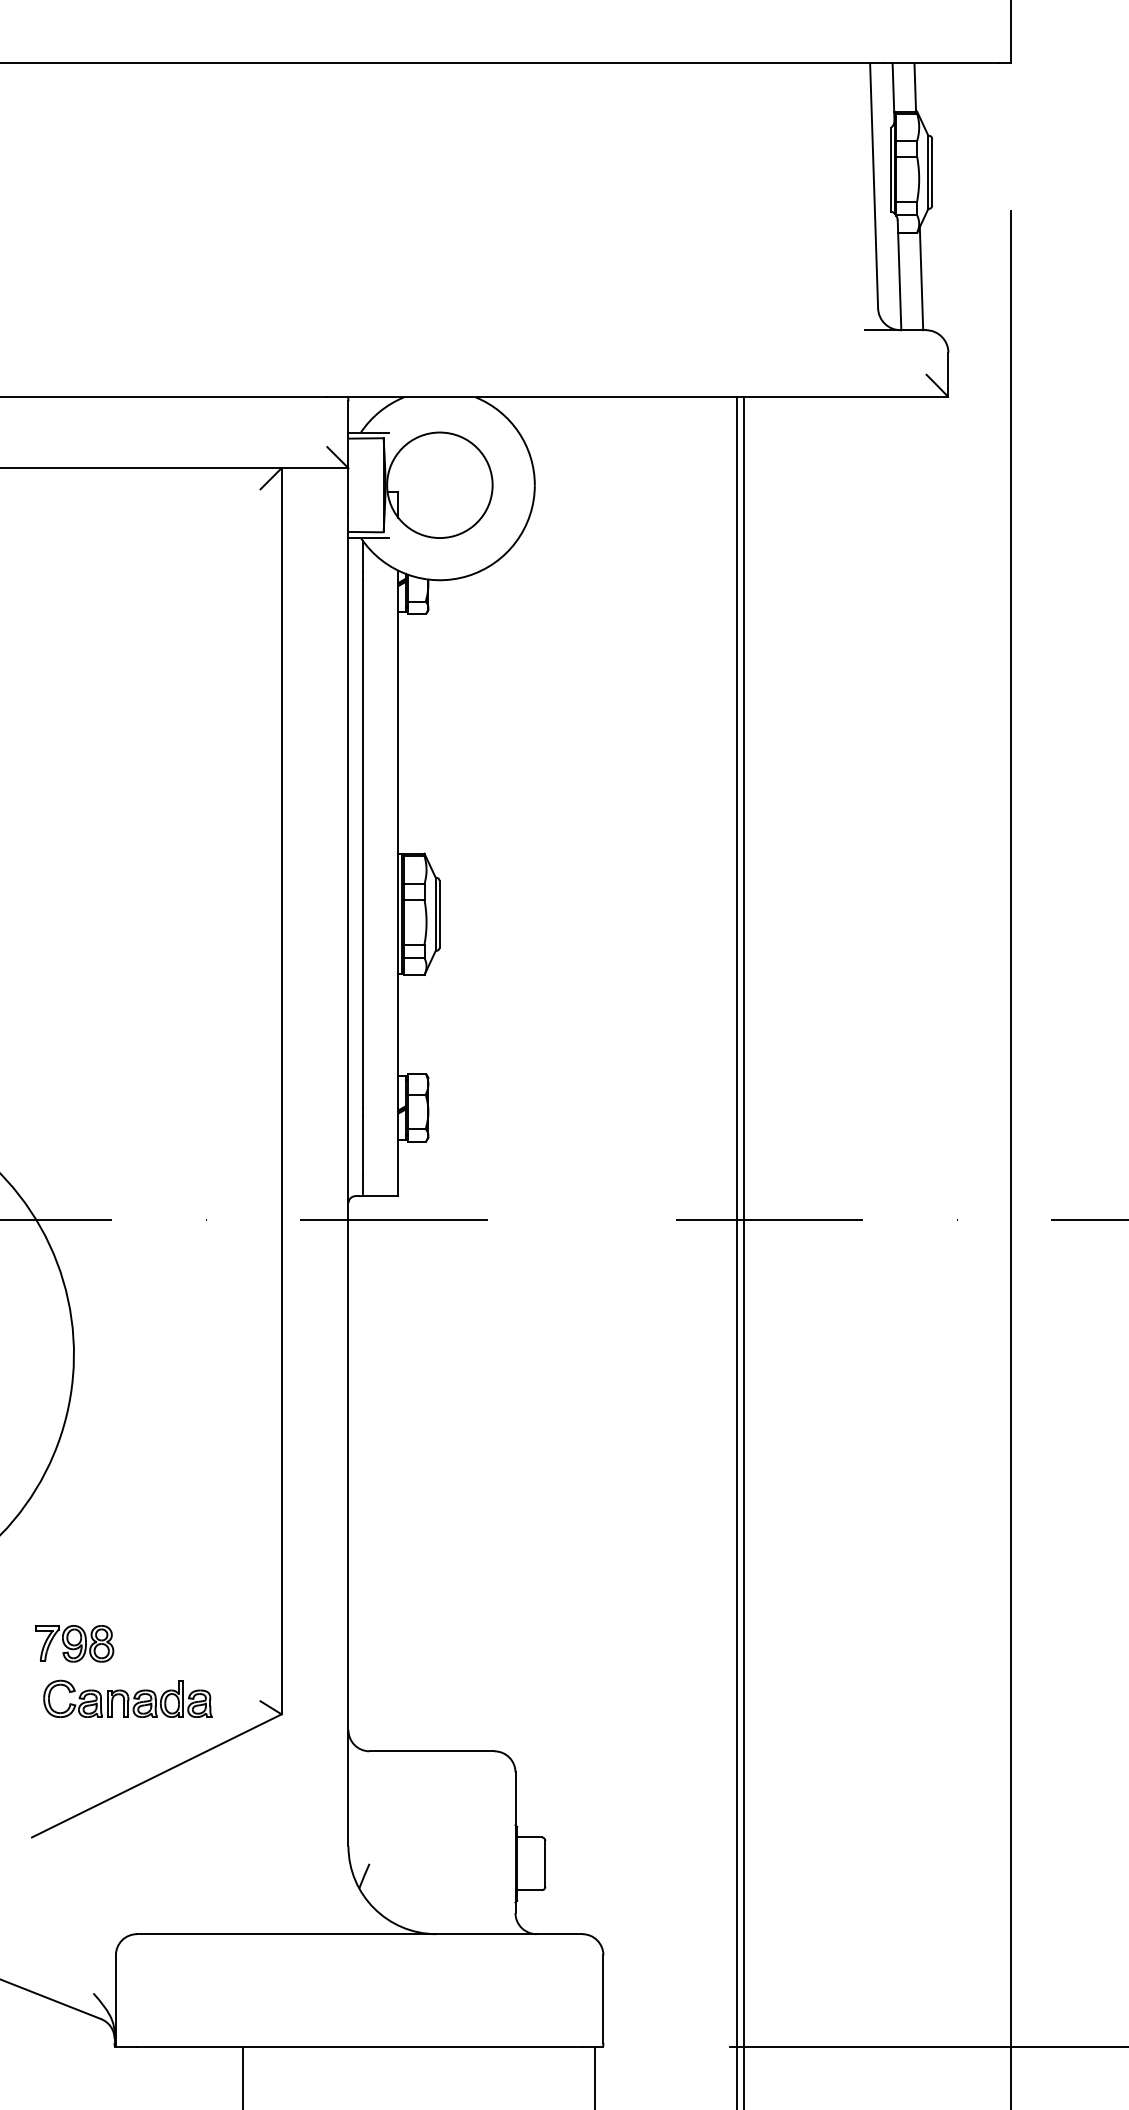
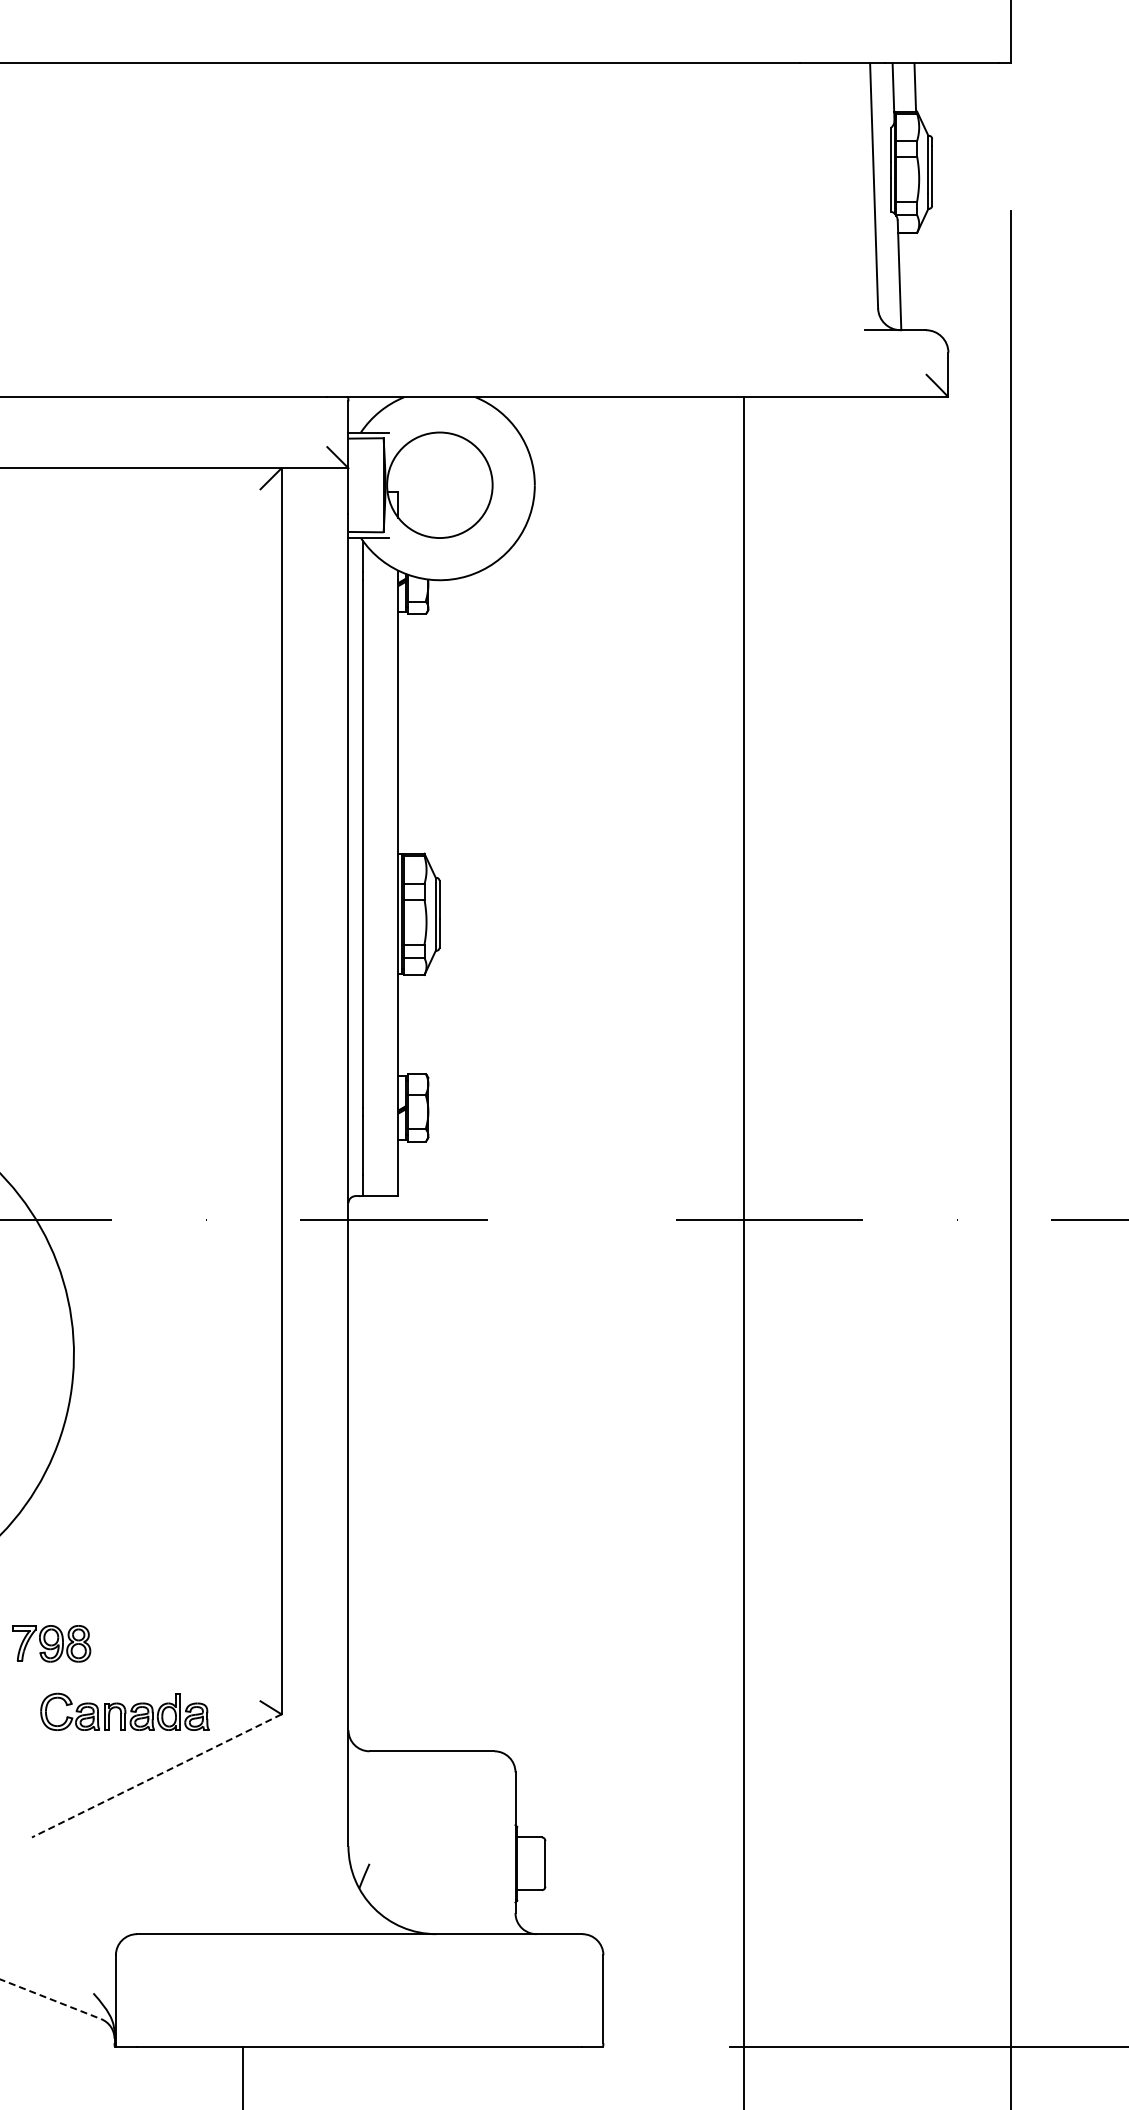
line: present -> none (921, 278)
line: present -> none (737, 1251)
part position: (74, 1643) -> (51, 1643) (51, 1643)
part position: (127, 1698) -> (124, 1711) (124, 1711)
line: solid -> dashed (156, 1776)
line: solid -> dashed (51, 1999)
line: present -> none (594, 2076)
